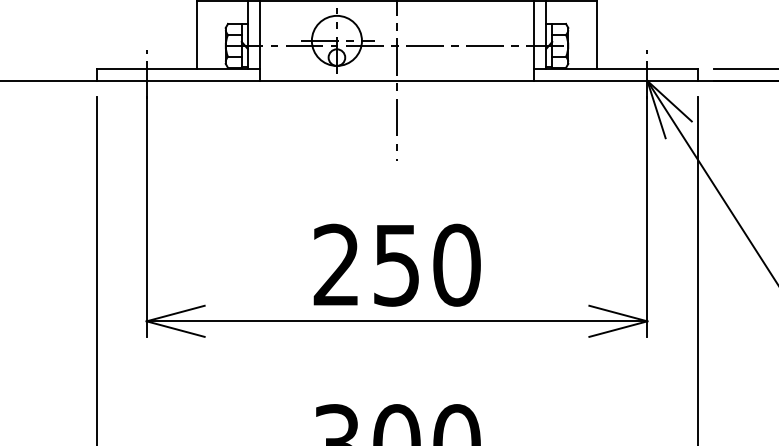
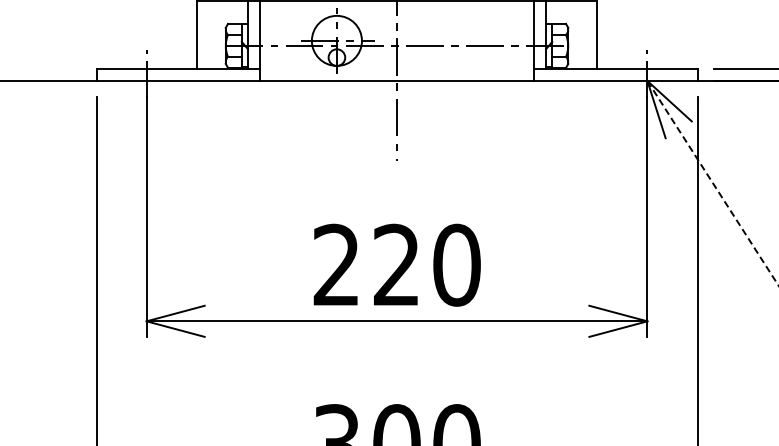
line: solid -> dashed (713, 183)
text: 250 -> 220 (396, 264)
